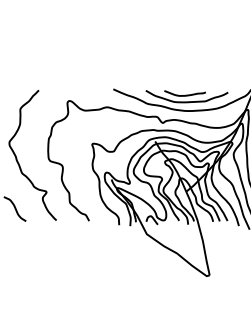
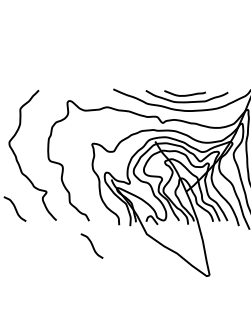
curve: none -> present (91, 245)
